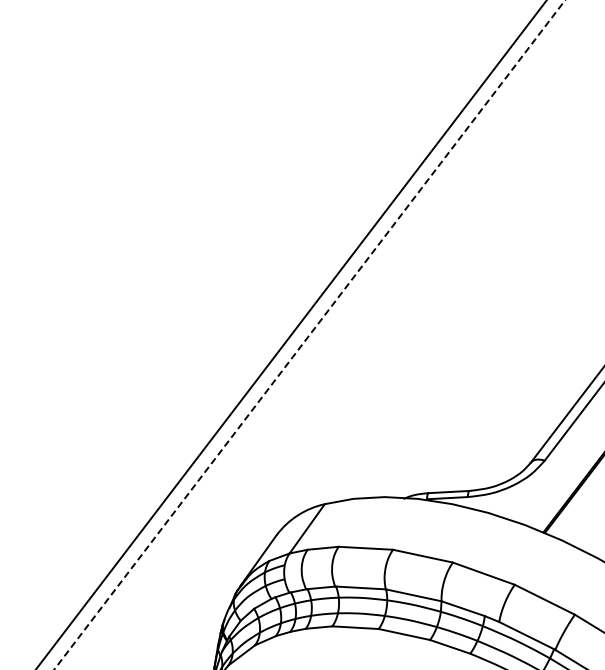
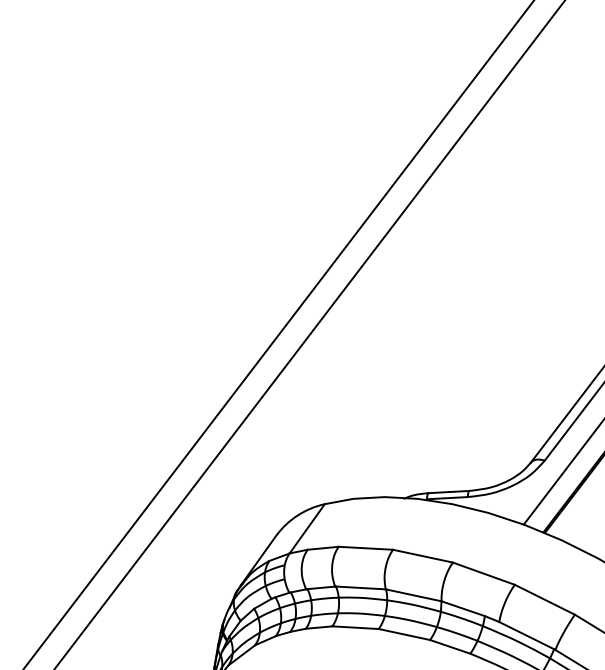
line position: (291, 334) -> (278, 334) (278, 334)
line: dashed -> solid (309, 334)
line: none -> present (562, 473)
